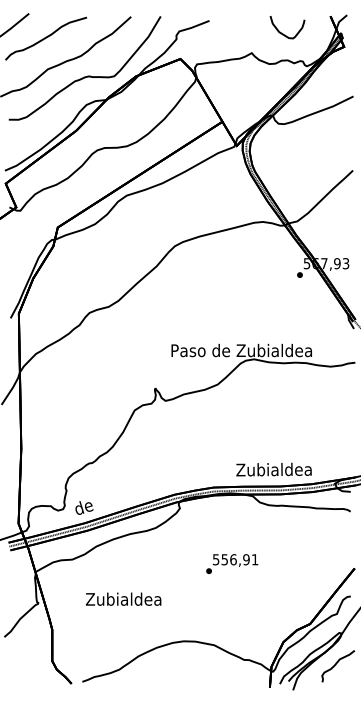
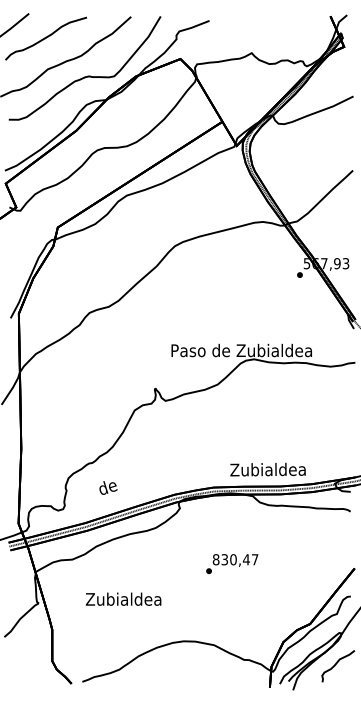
curve: present -> none (283, 33)
text position: (273, 469) -> (267, 469) (267, 469)
text position: (84, 507) -> (108, 487) (108, 487)
text: 556,91 -> 830,47 (235, 559)
